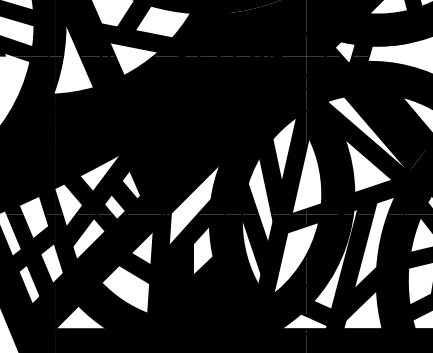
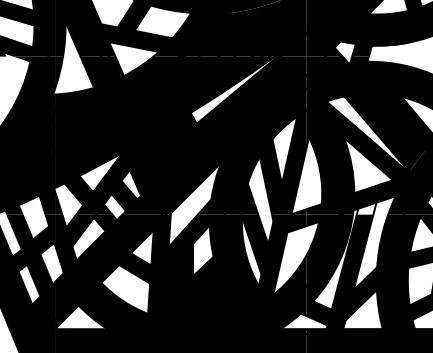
fill: present -> none (233, 89)
fill: present -> none (366, 208)
